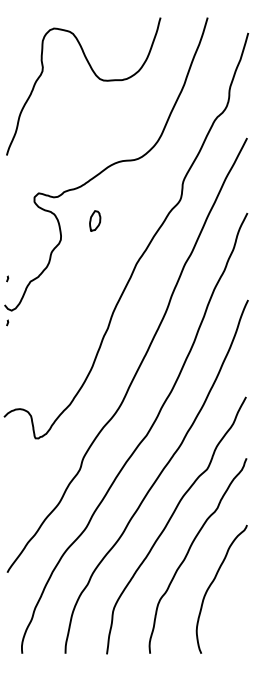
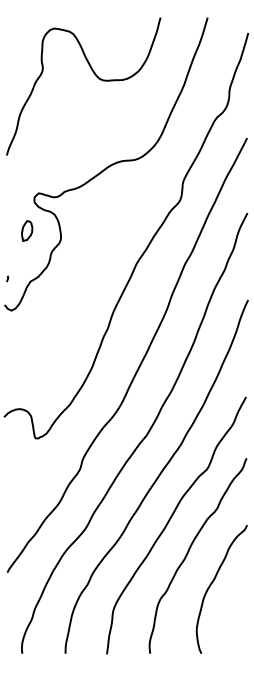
part position: (95, 220) -> (27, 230) (27, 230)
line: present -> none (7, 322)
